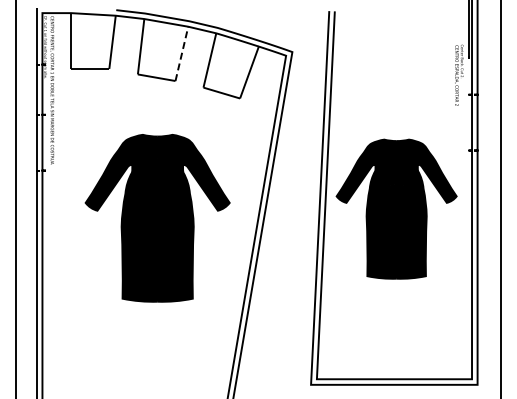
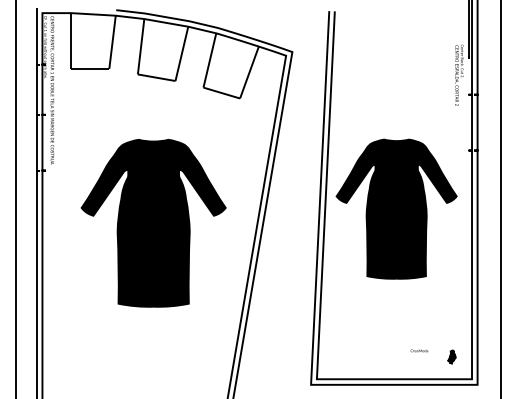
line: dashed -> solid (181, 53)
part position: (157, 218) -> (153, 223) (153, 223)
part: none -> present (428, 351)
